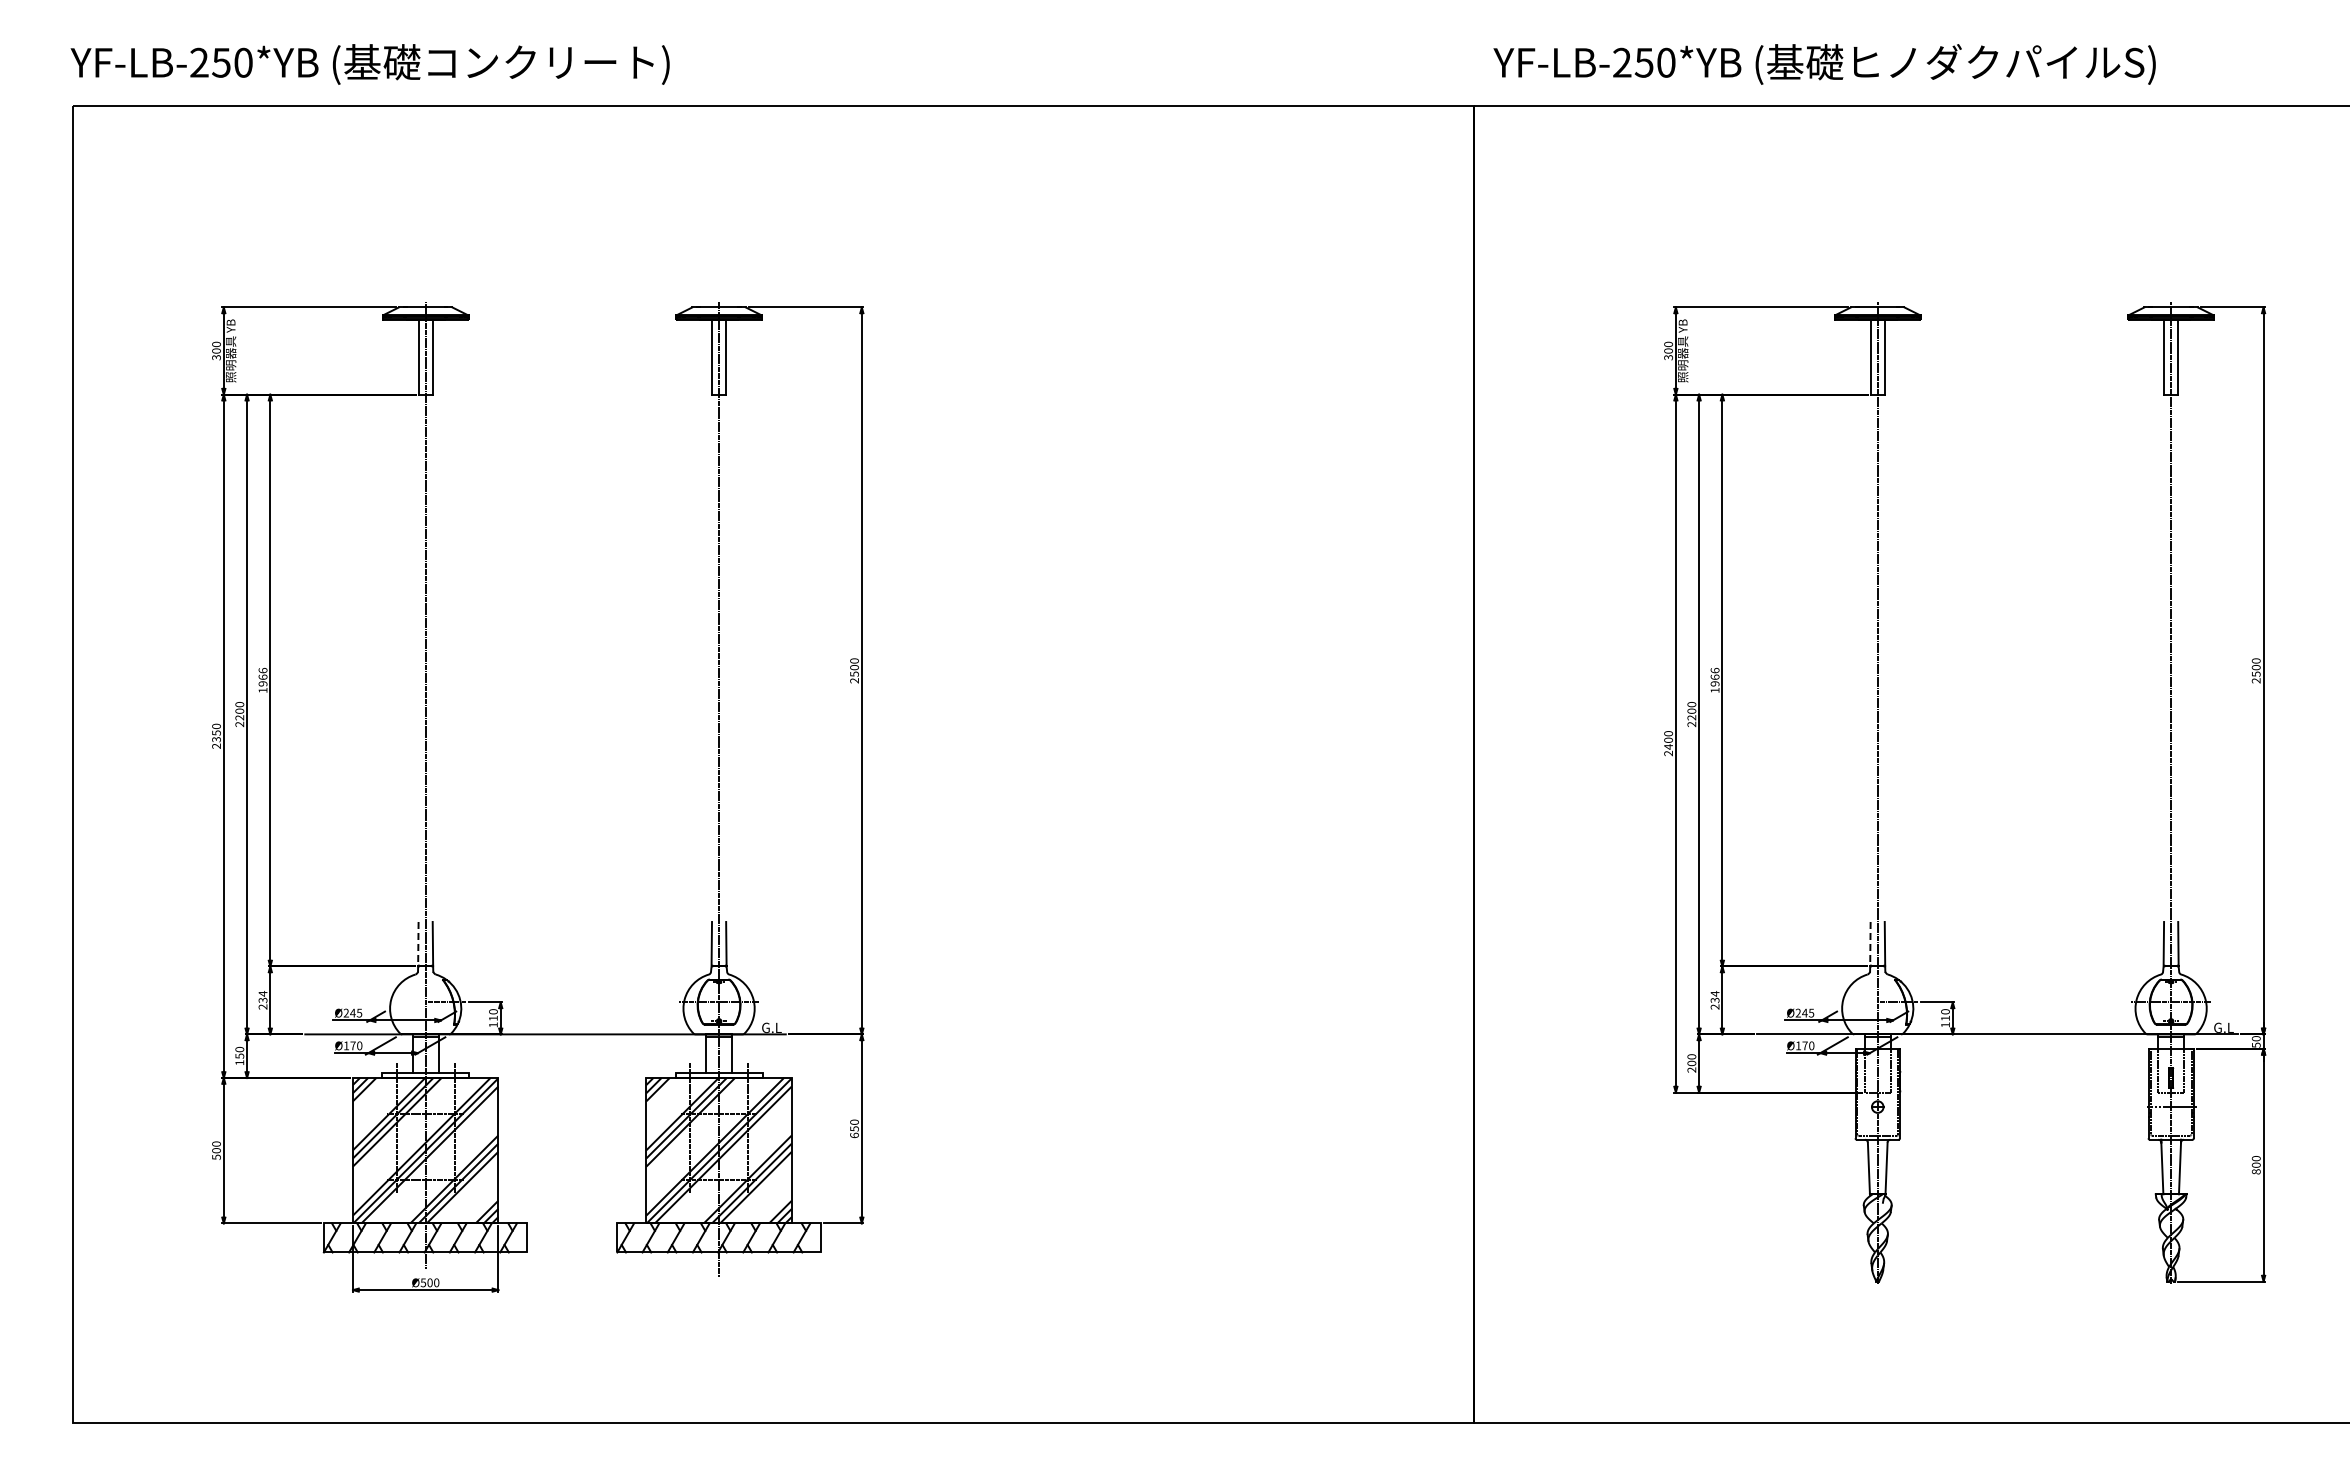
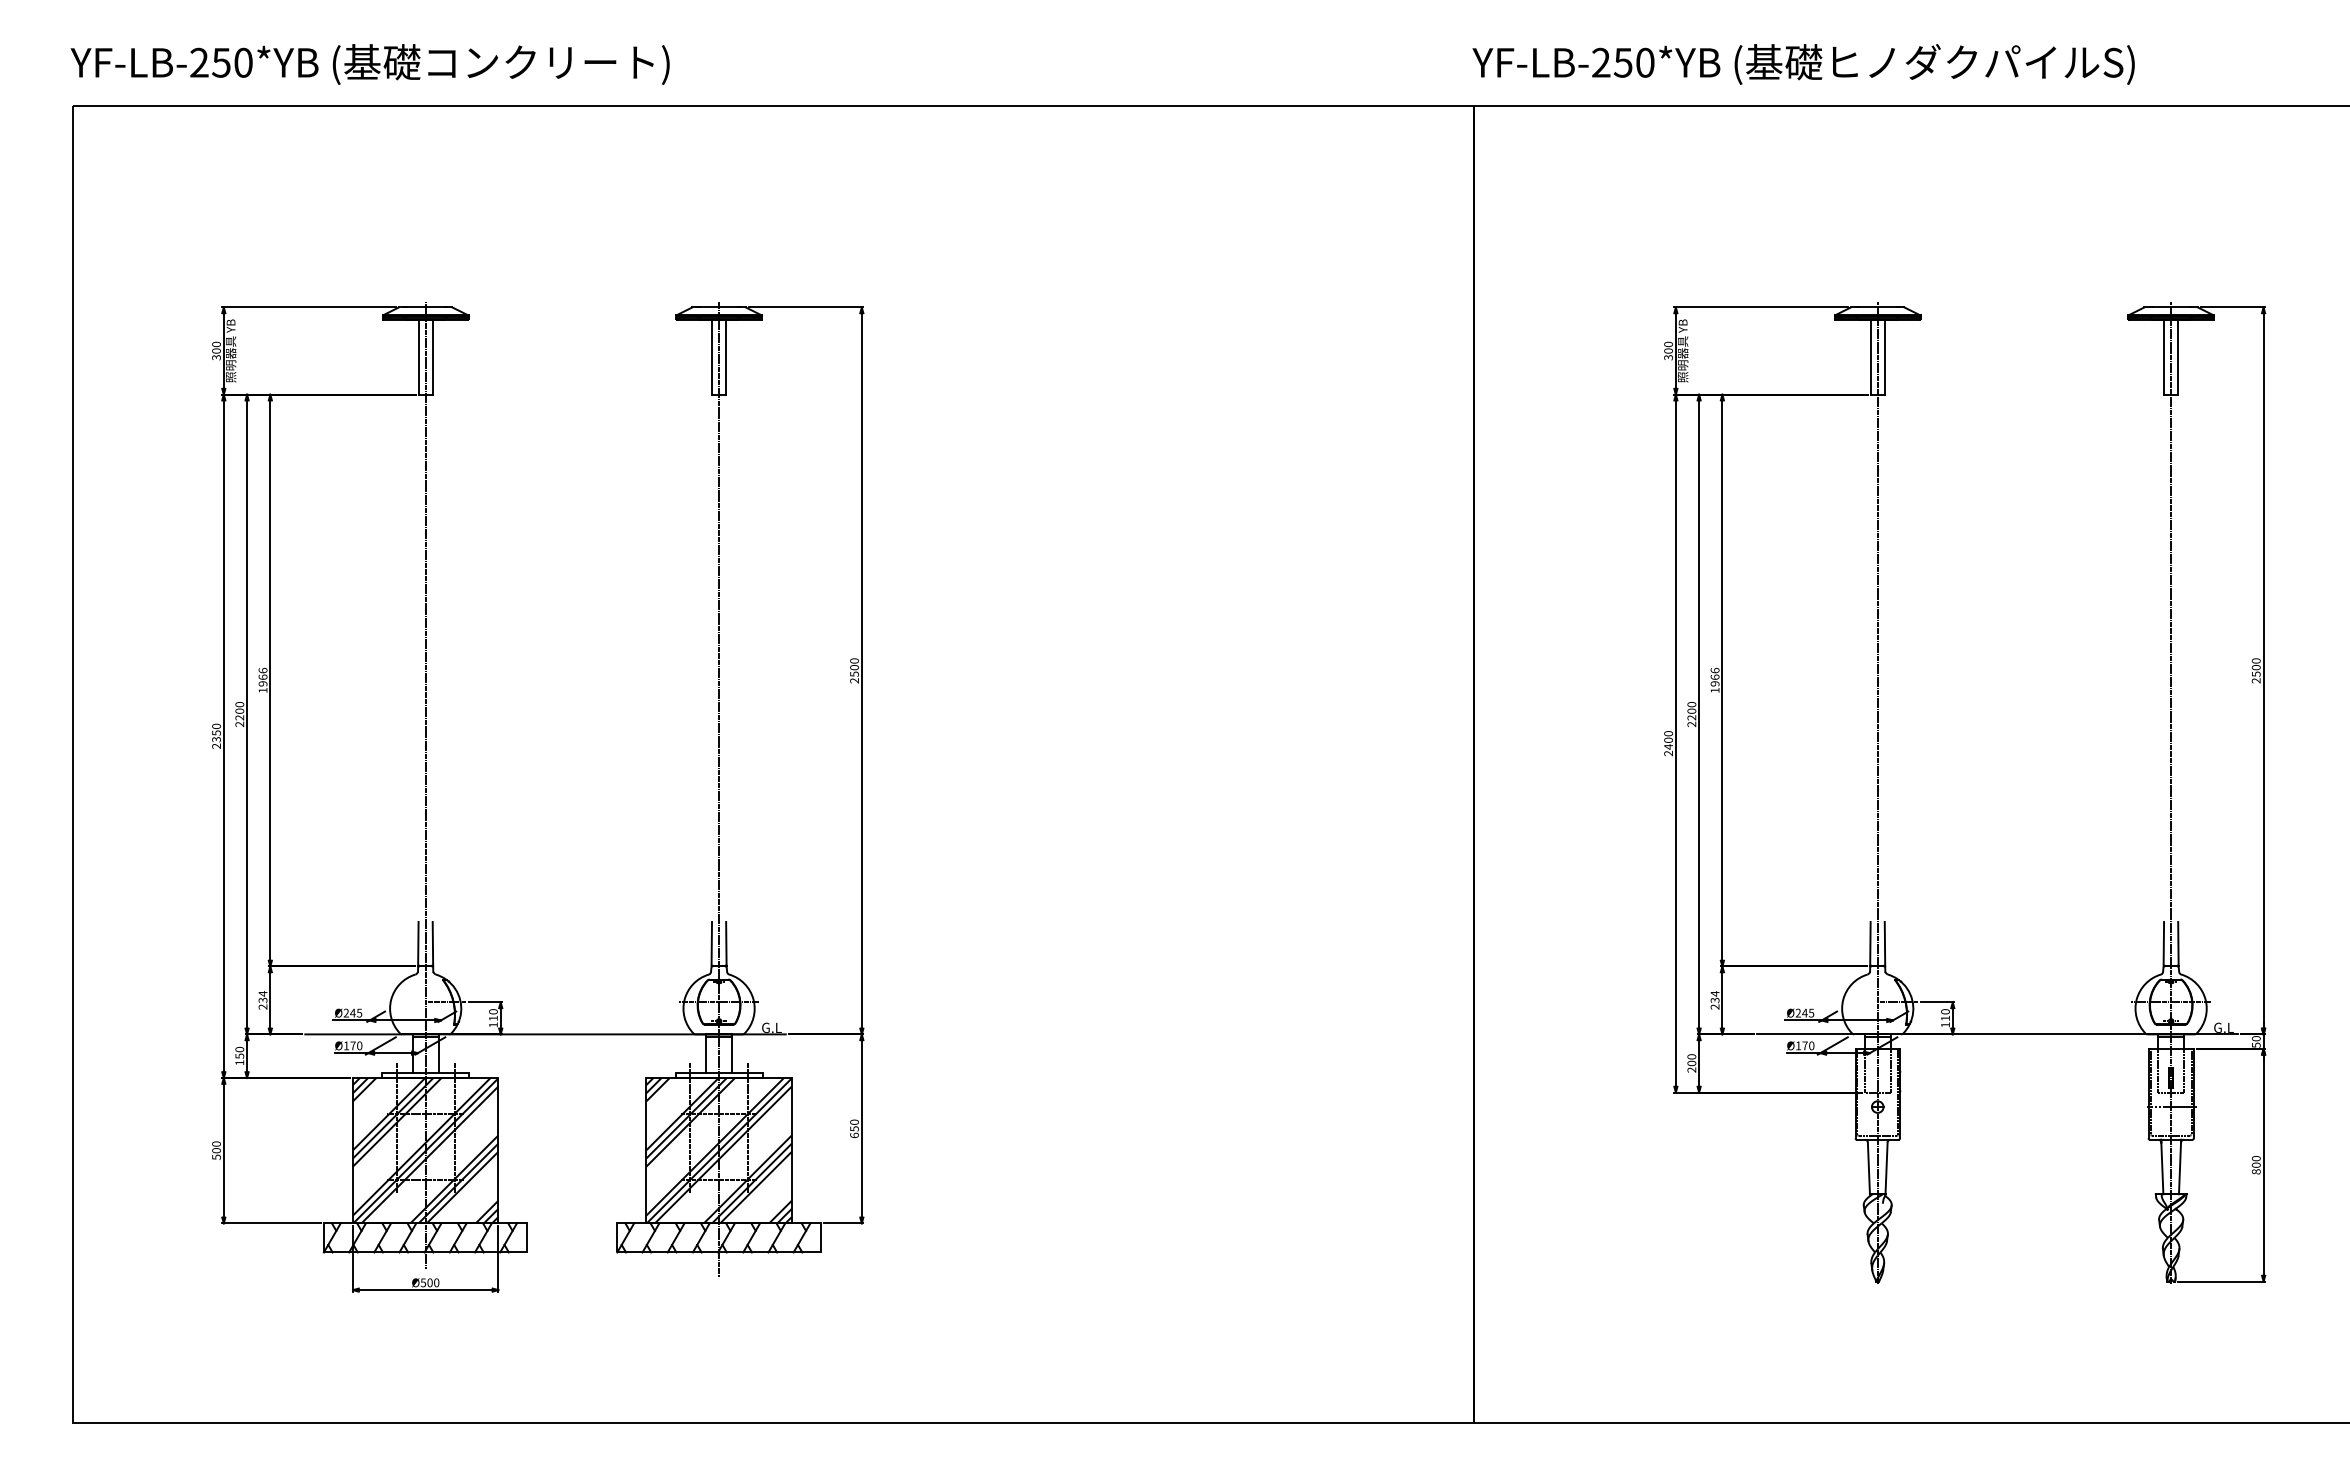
text position: (1824, 64) -> (1803, 64) (1803, 64)
line: dashed -> solid (418, 943)
line: dashed -> solid (1870, 943)
